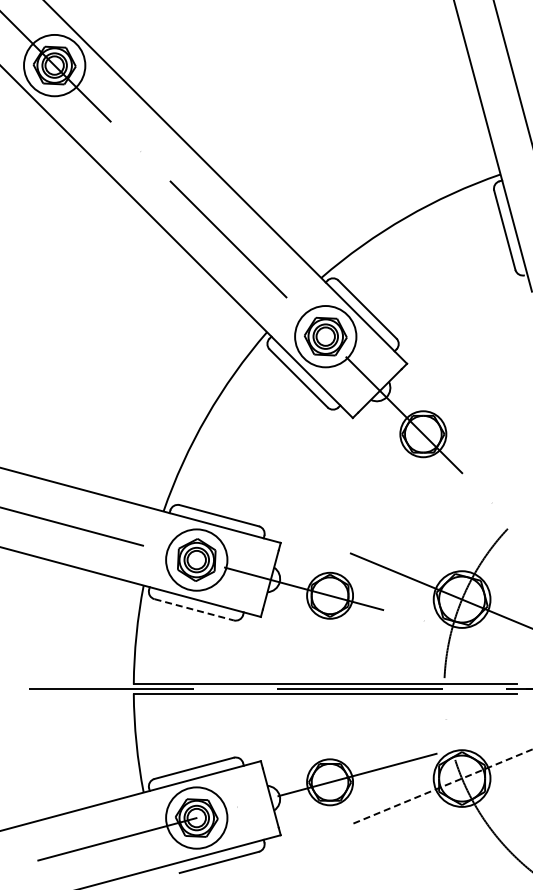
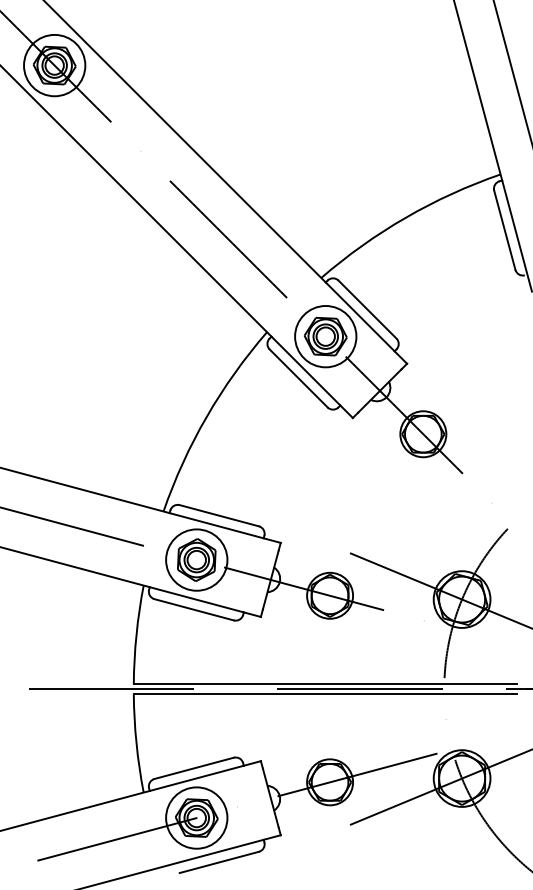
line: dashed -> solid (194, 609)
line: dashed -> solid (441, 787)
